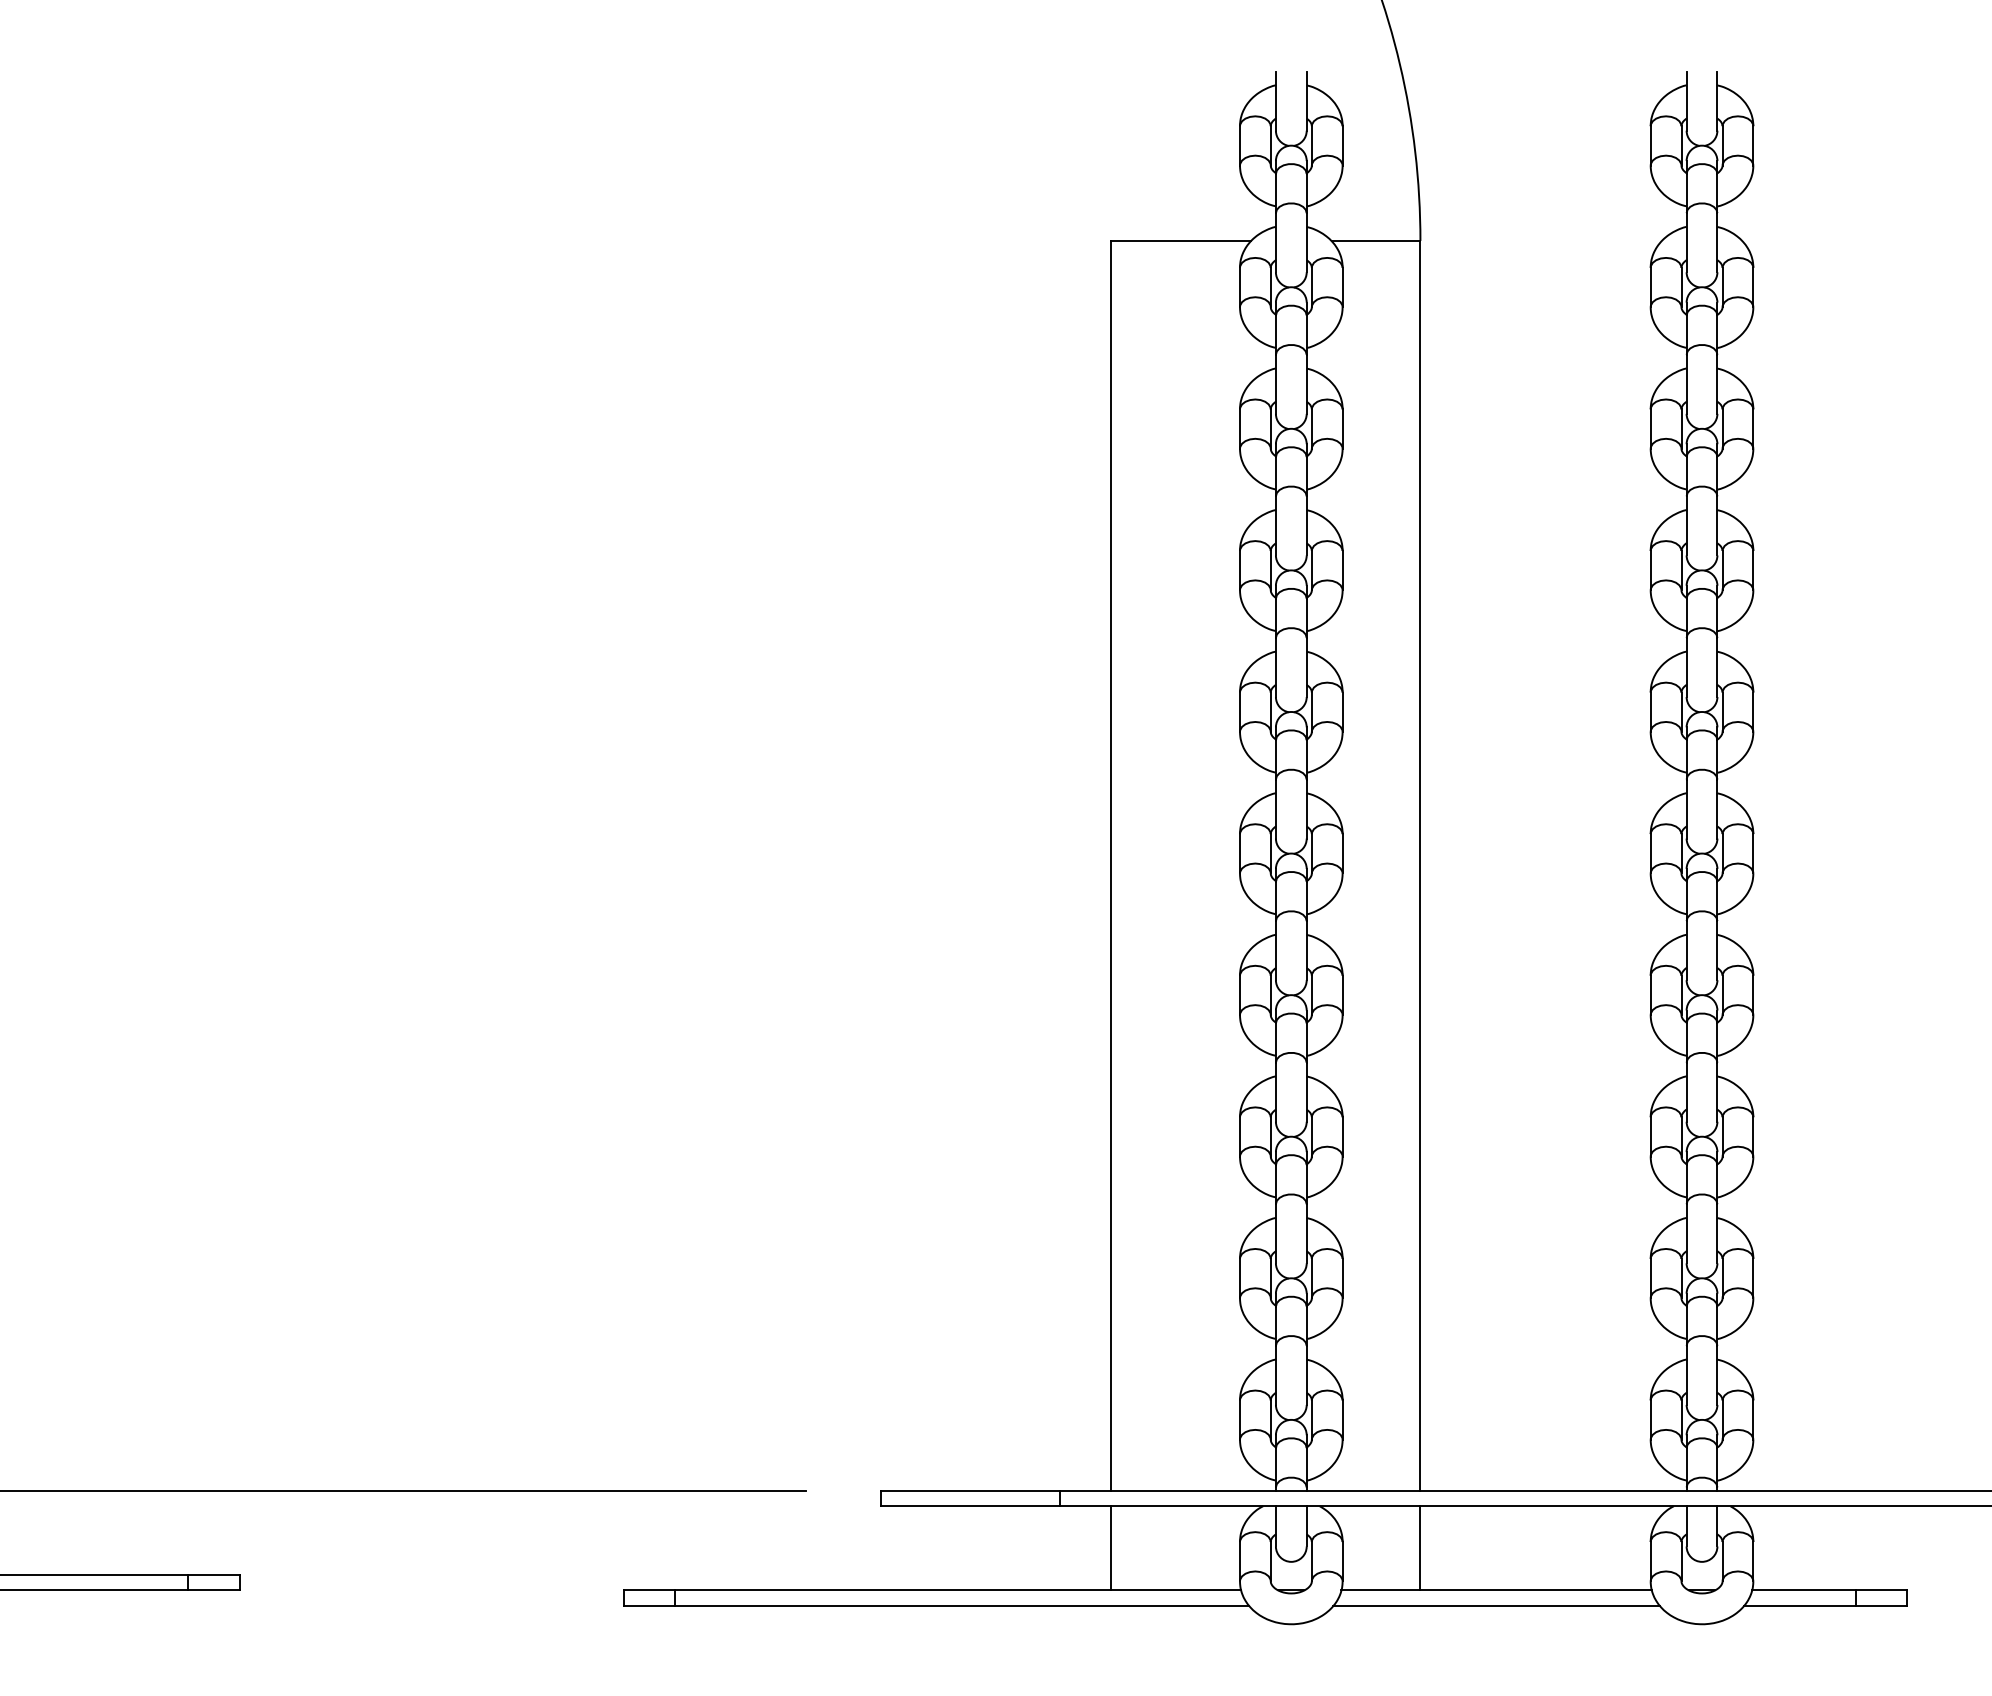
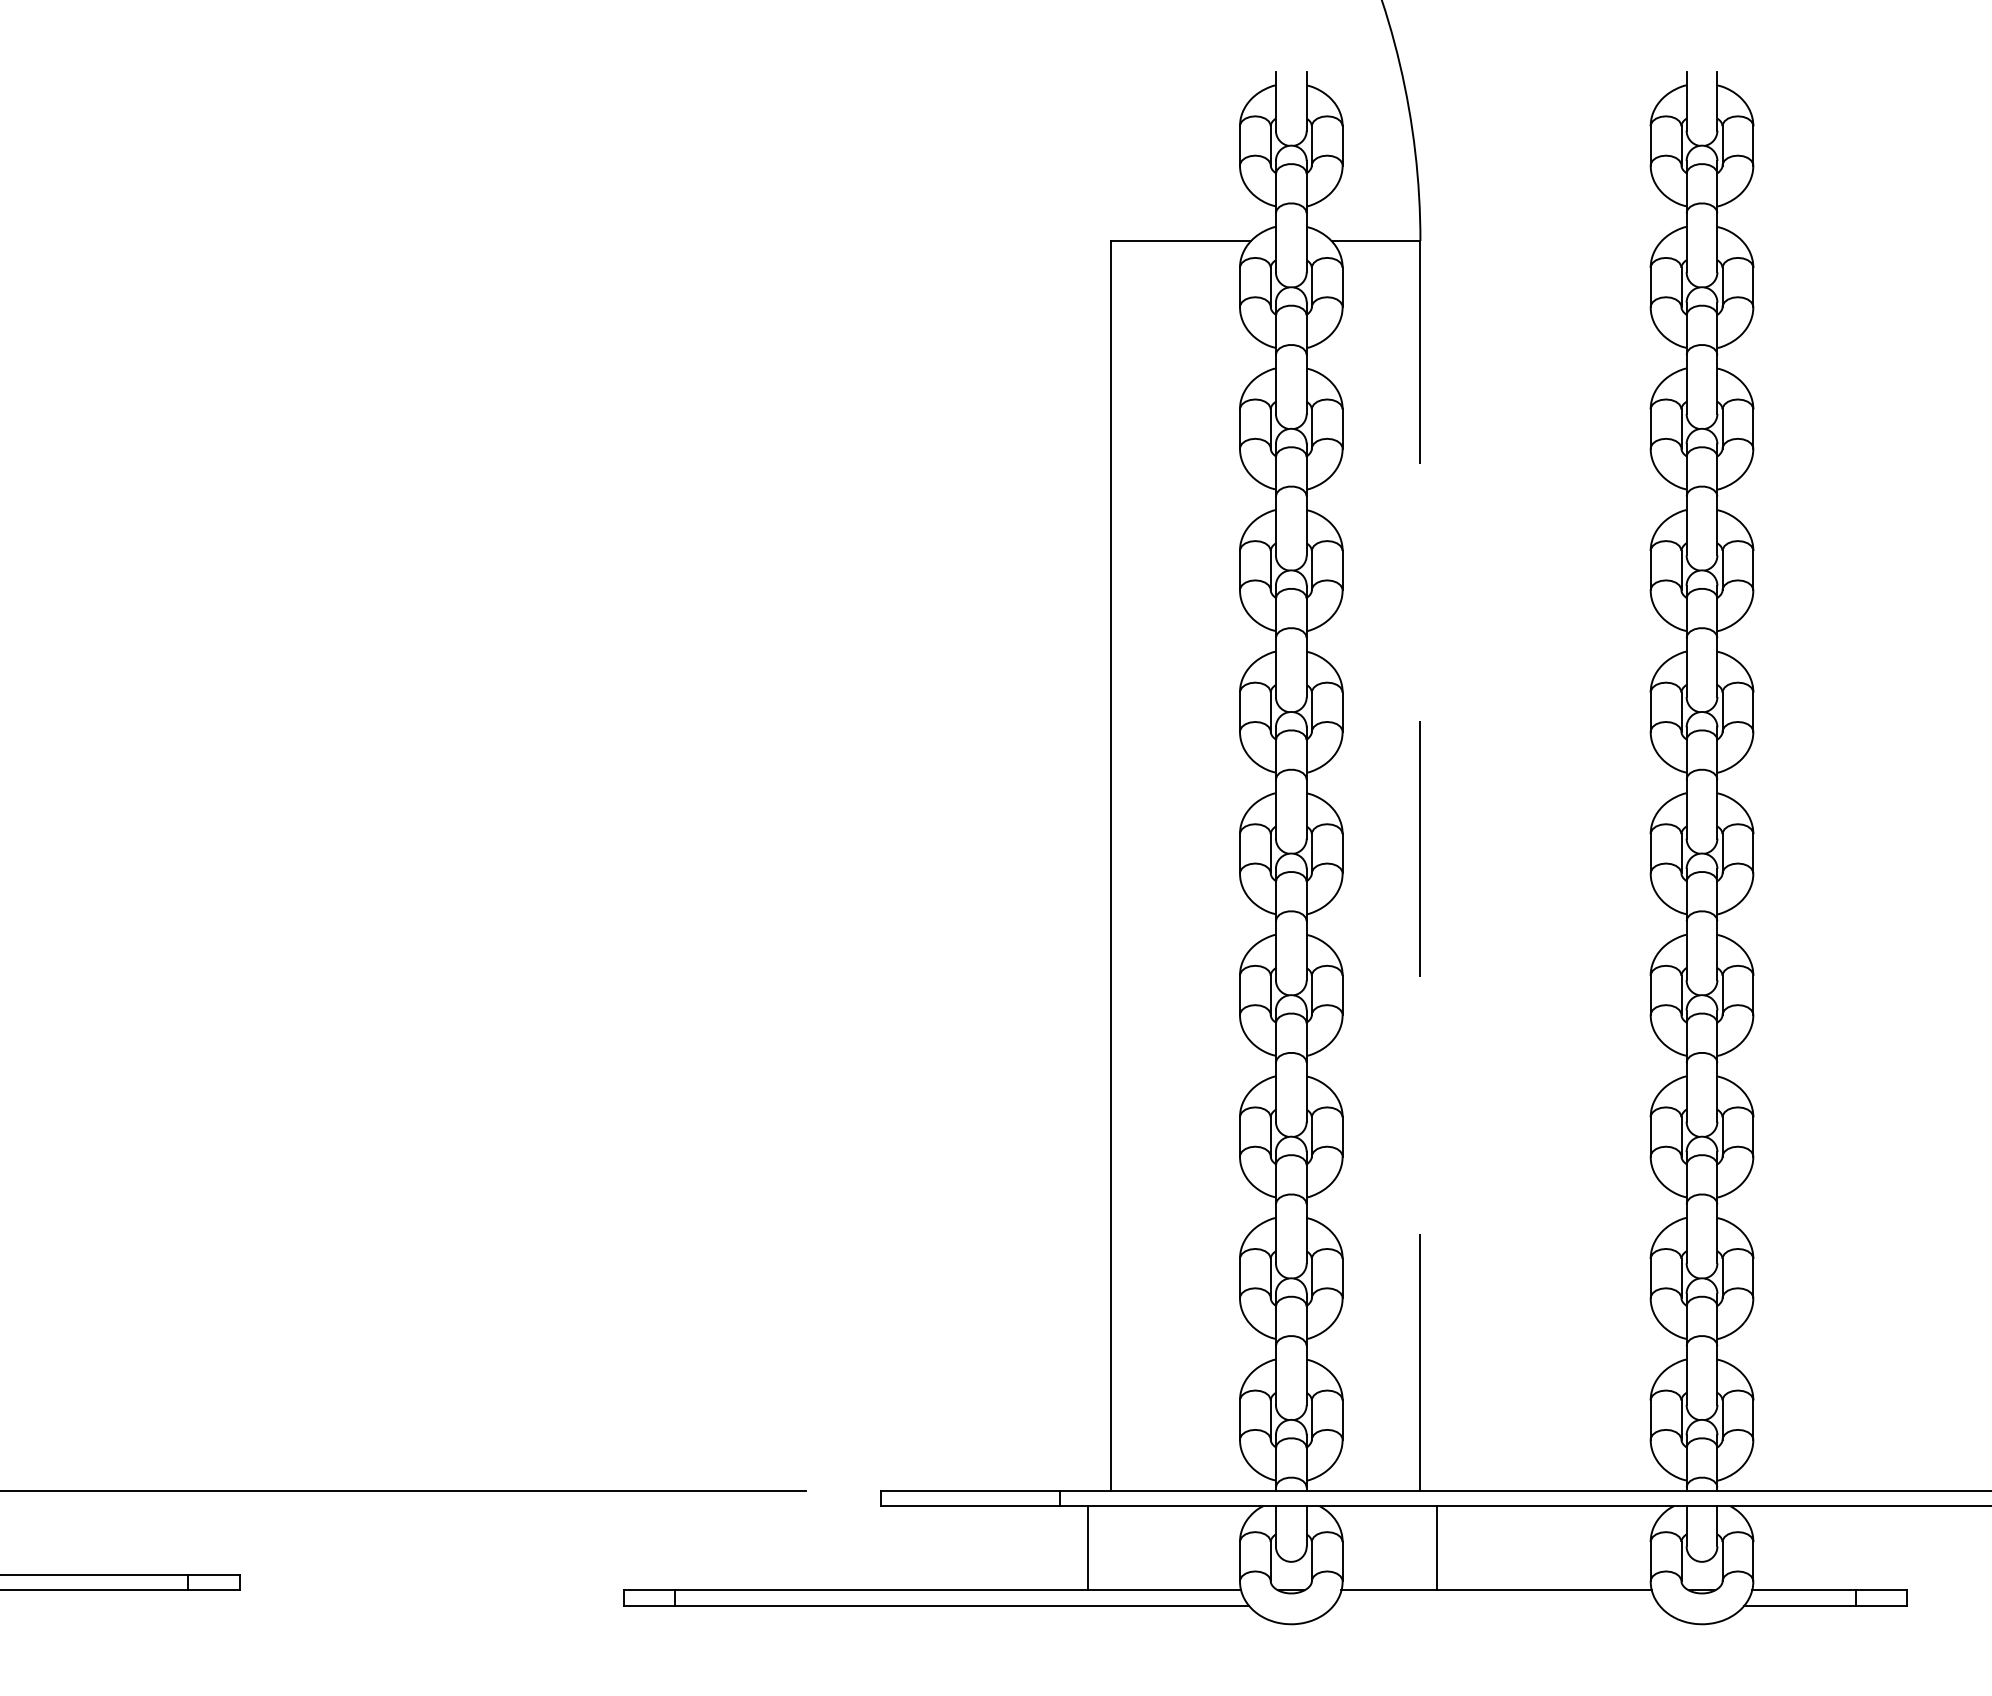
line: solid -> dashed (1420, 865)
line position: (1110, 1548) -> (1087, 1548) (1087, 1548)
line position: (1420, 1548) -> (1437, 1548) (1437, 1548)
line: present -> none (1496, 1605)
